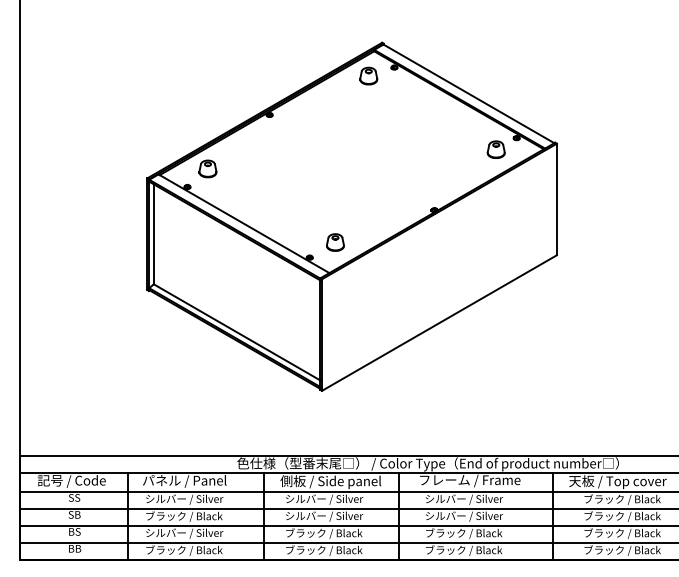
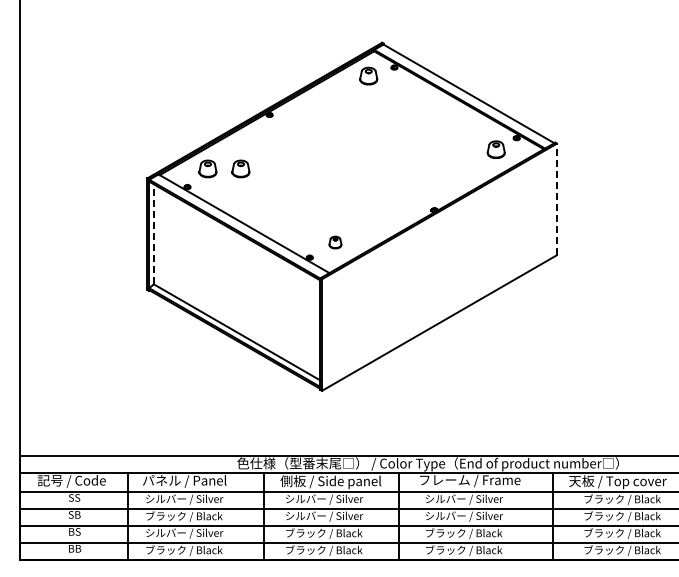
part: none -> present (240, 168)
line: solid -> dashed (556, 199)
line: solid -> dashed (153, 234)
part size: 19x19 px -> 15x15 px (335, 242)
